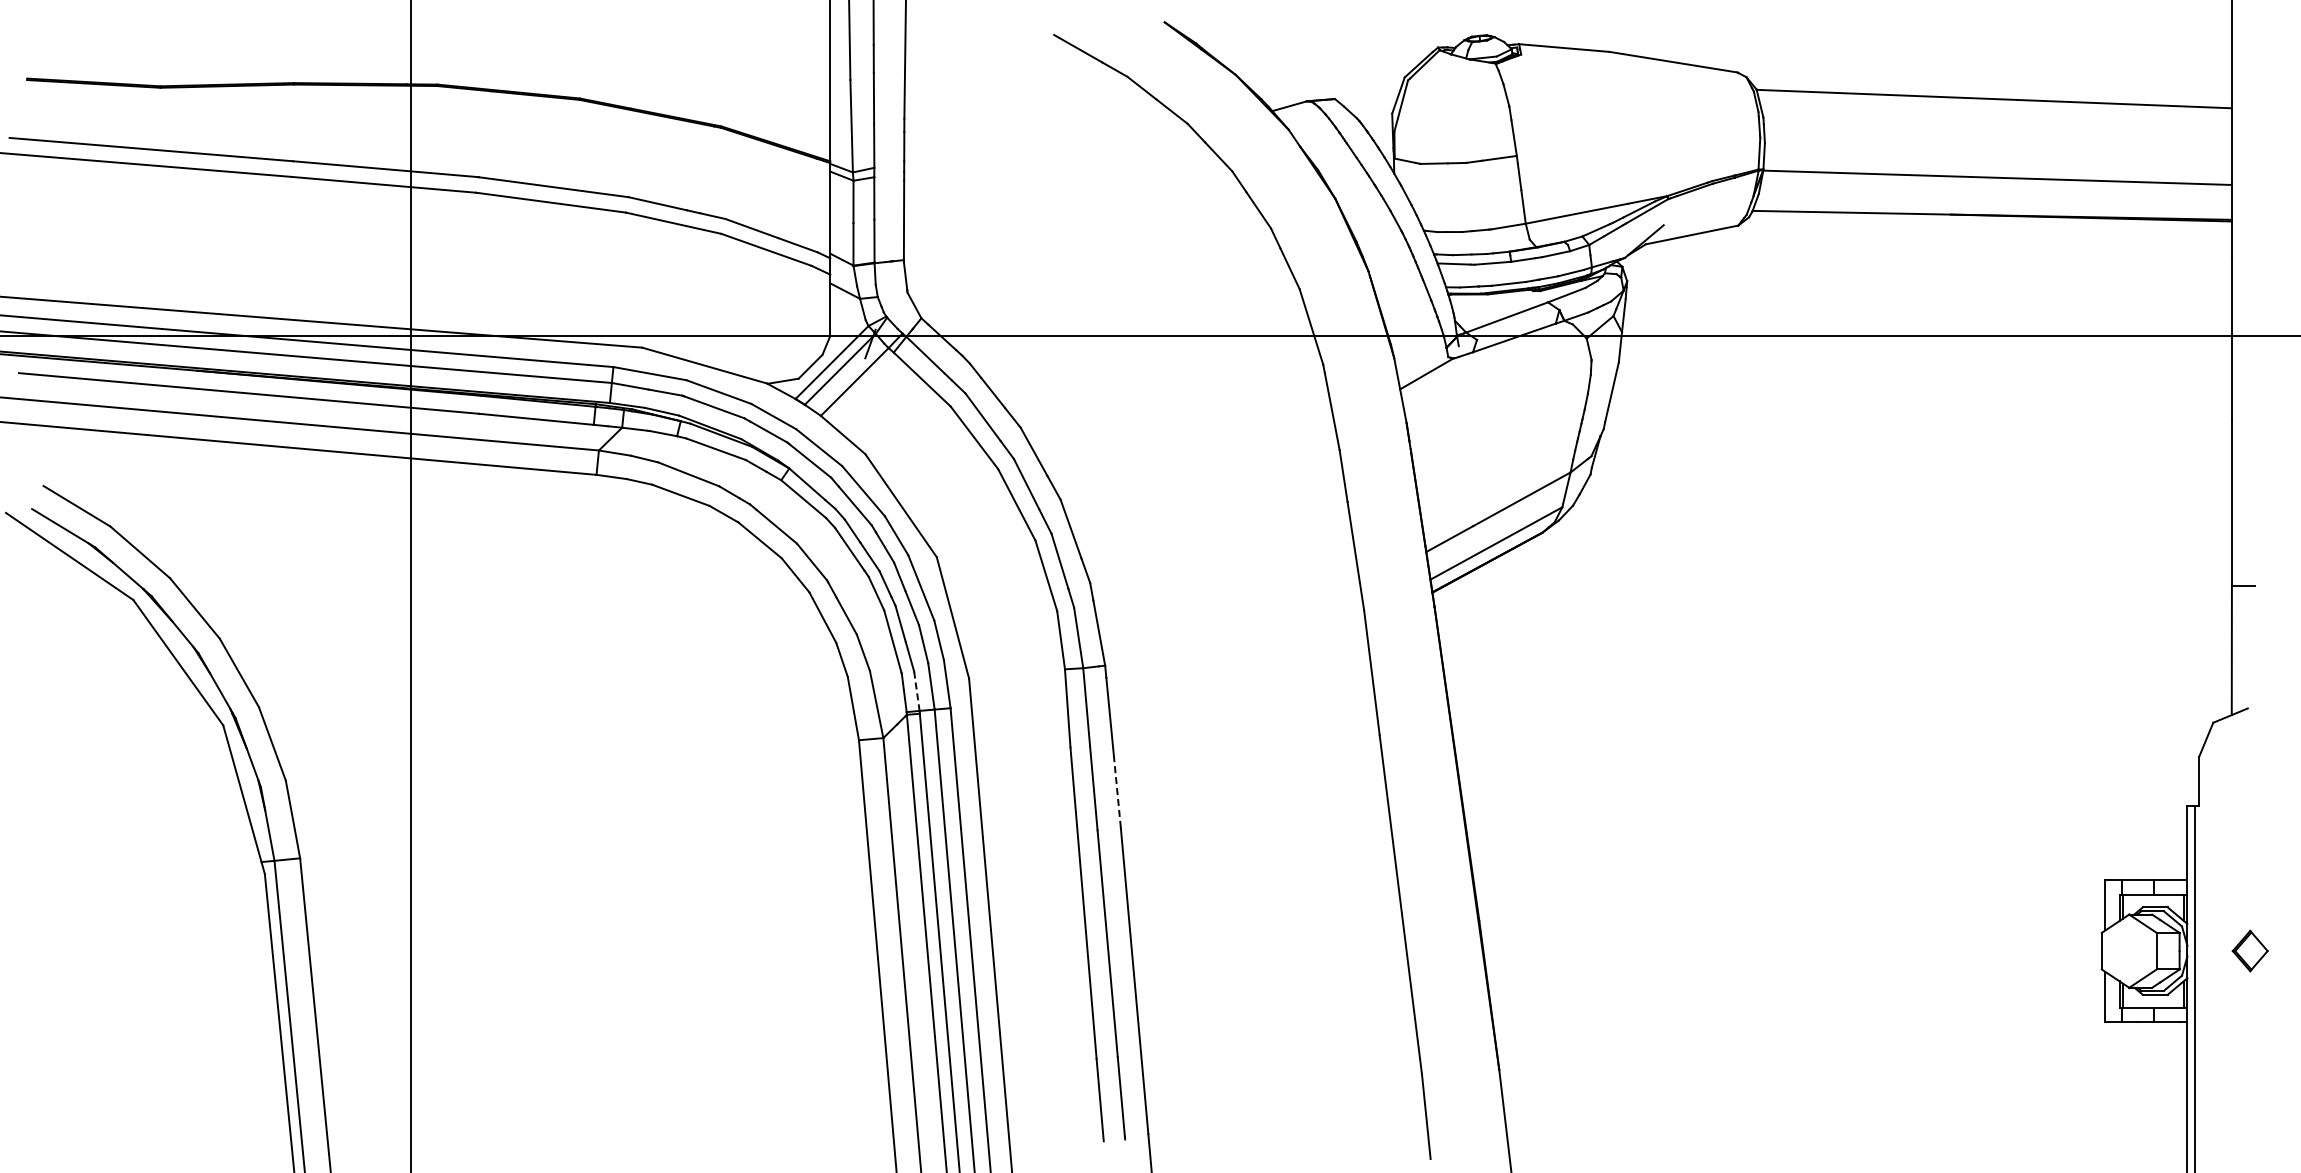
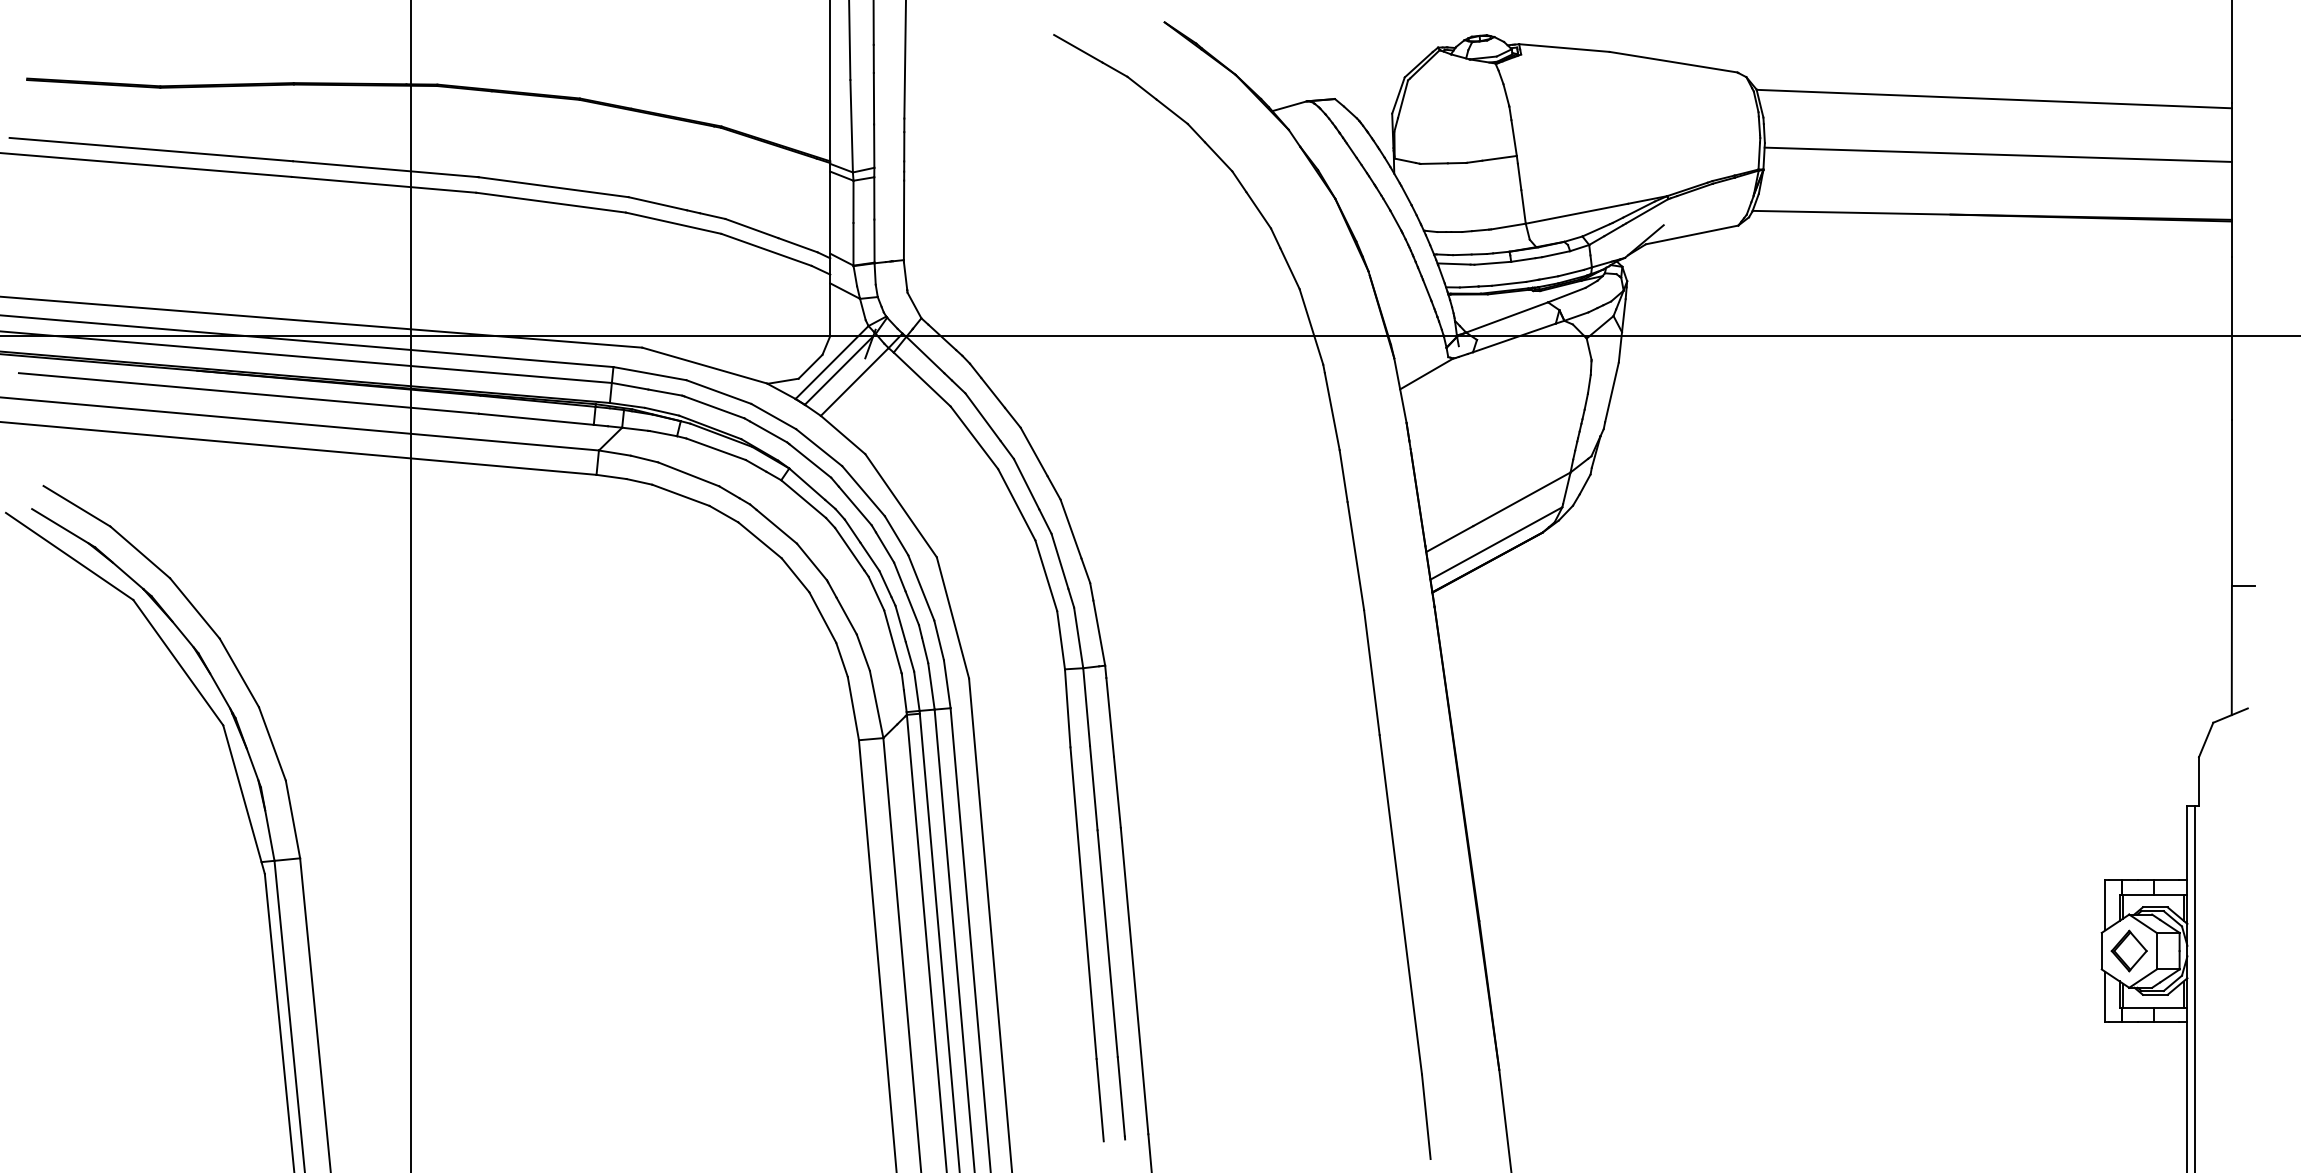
line position: (1996, 177) -> (1997, 154) (1997, 154)
line: dashed -> solid (916, 691)
line: dashed -> solid (1117, 792)
part position: (2249, 950) -> (2128, 950) (2128, 950)
